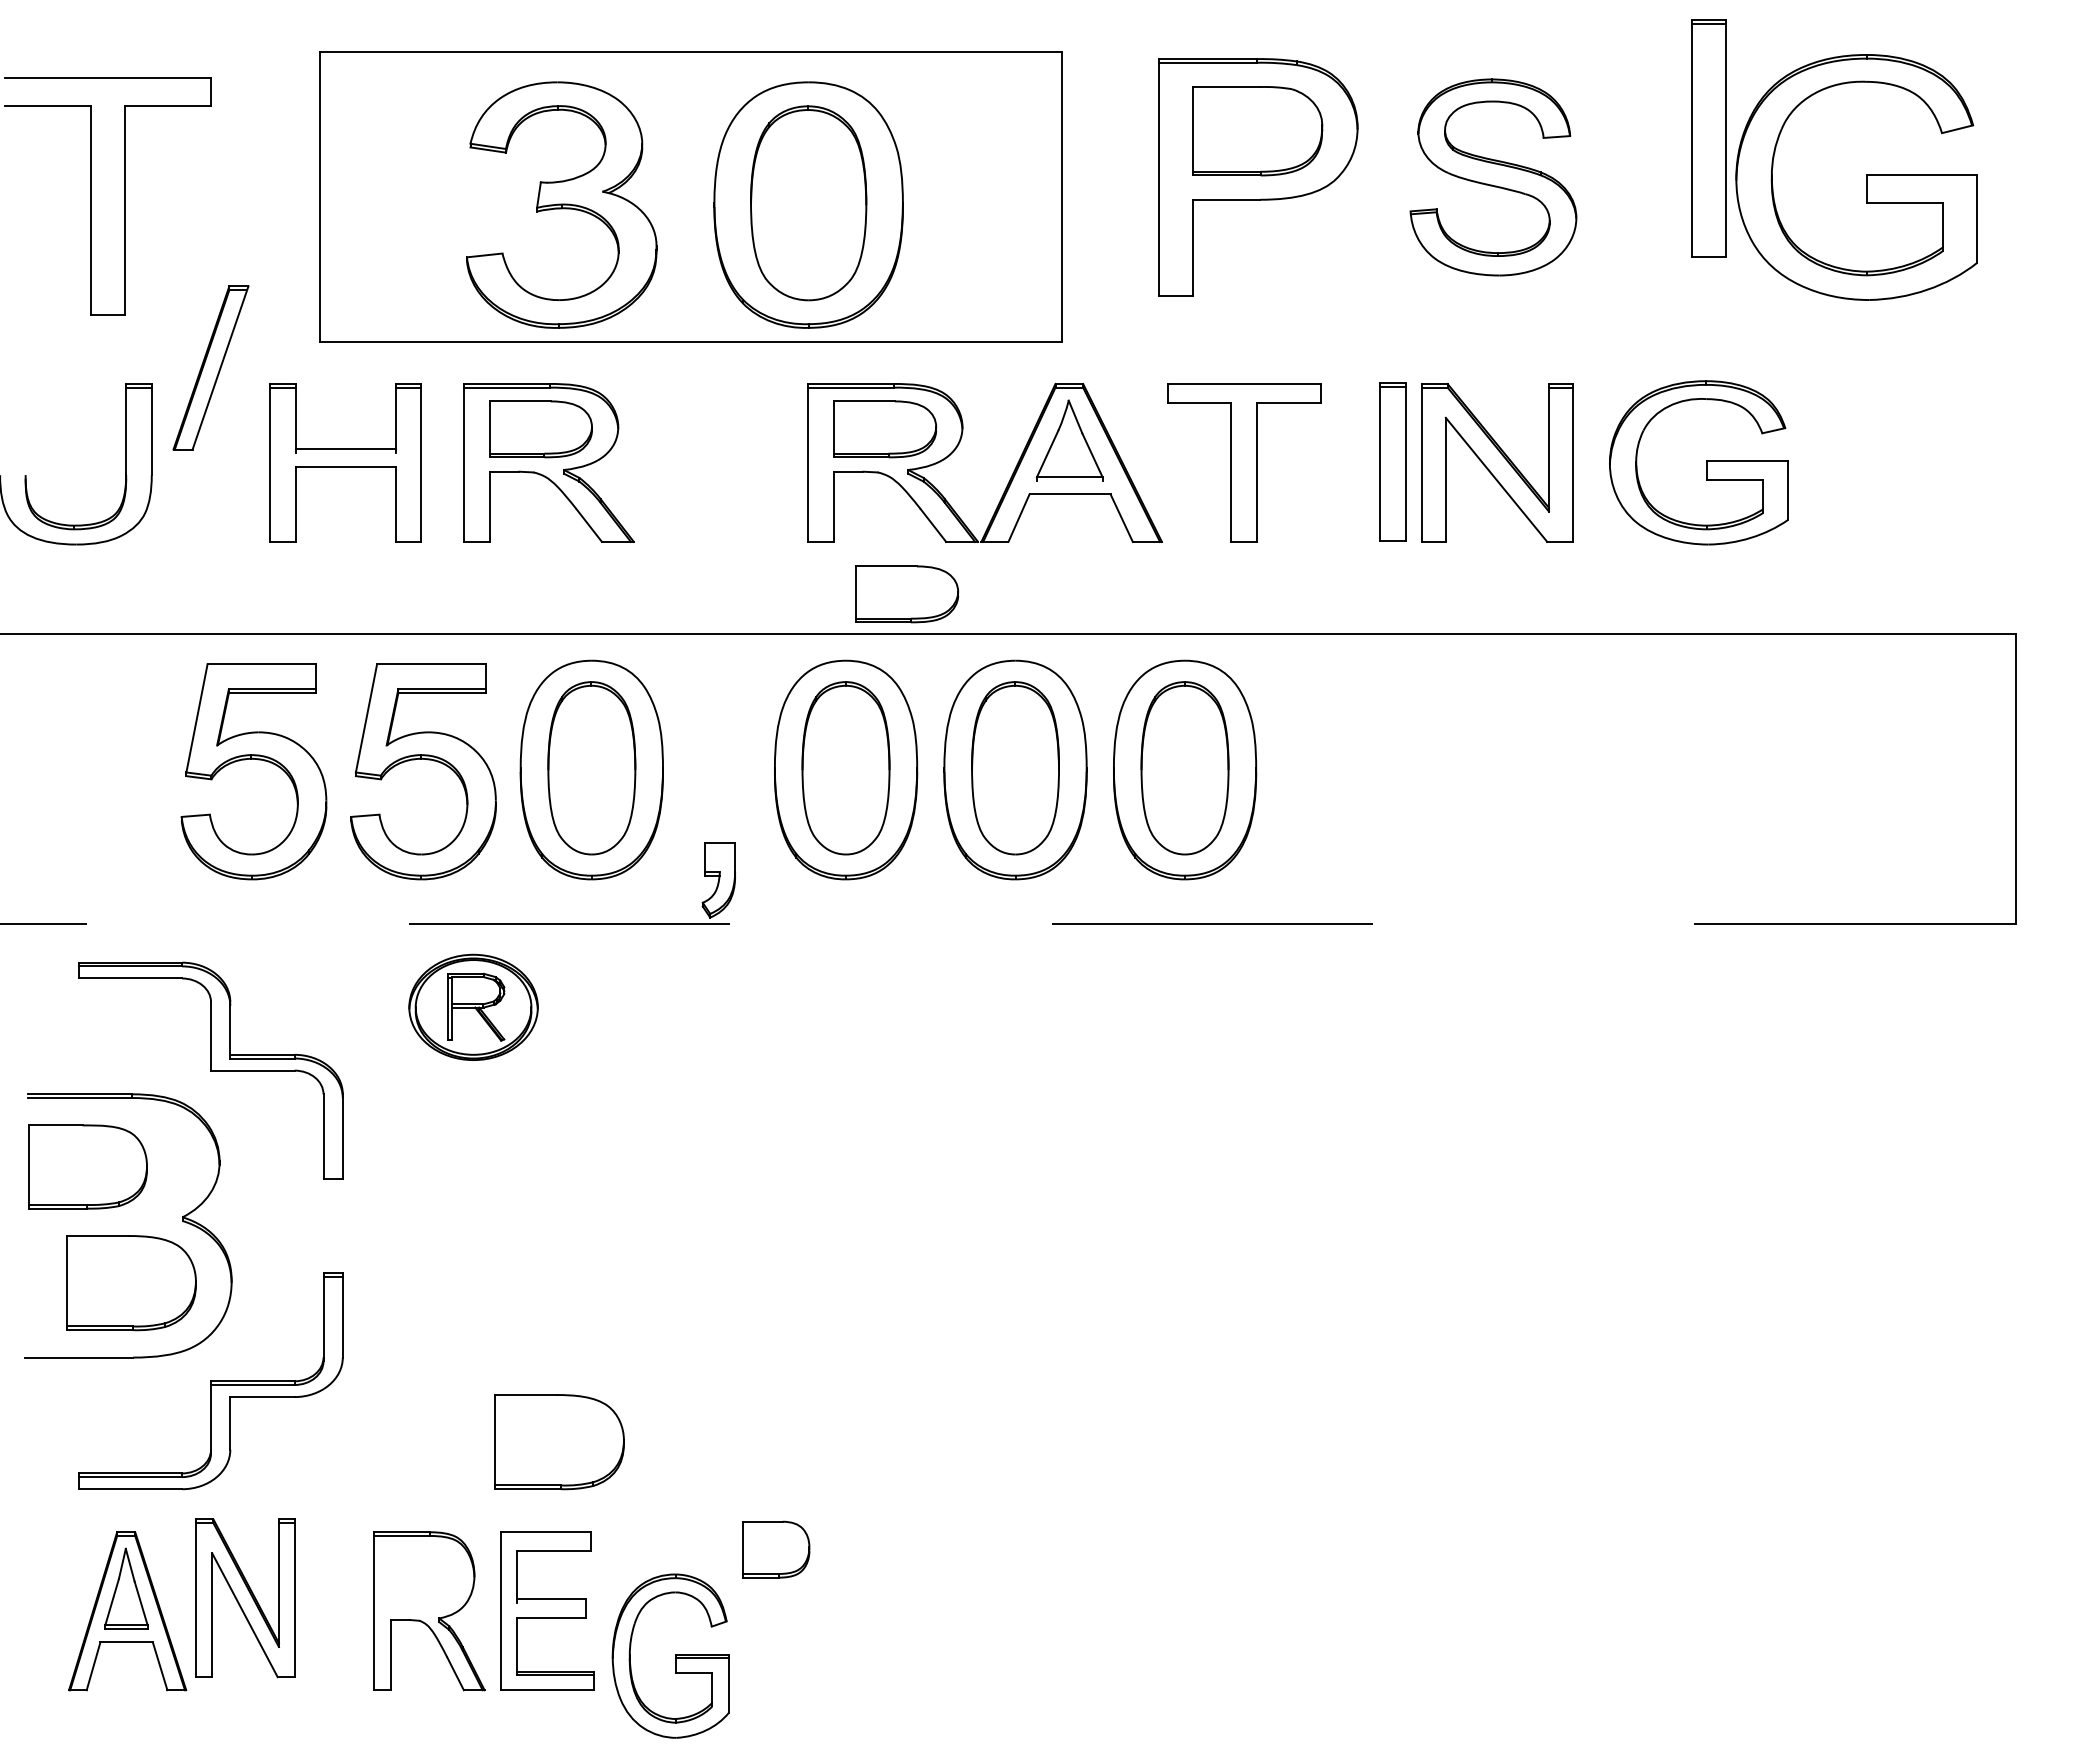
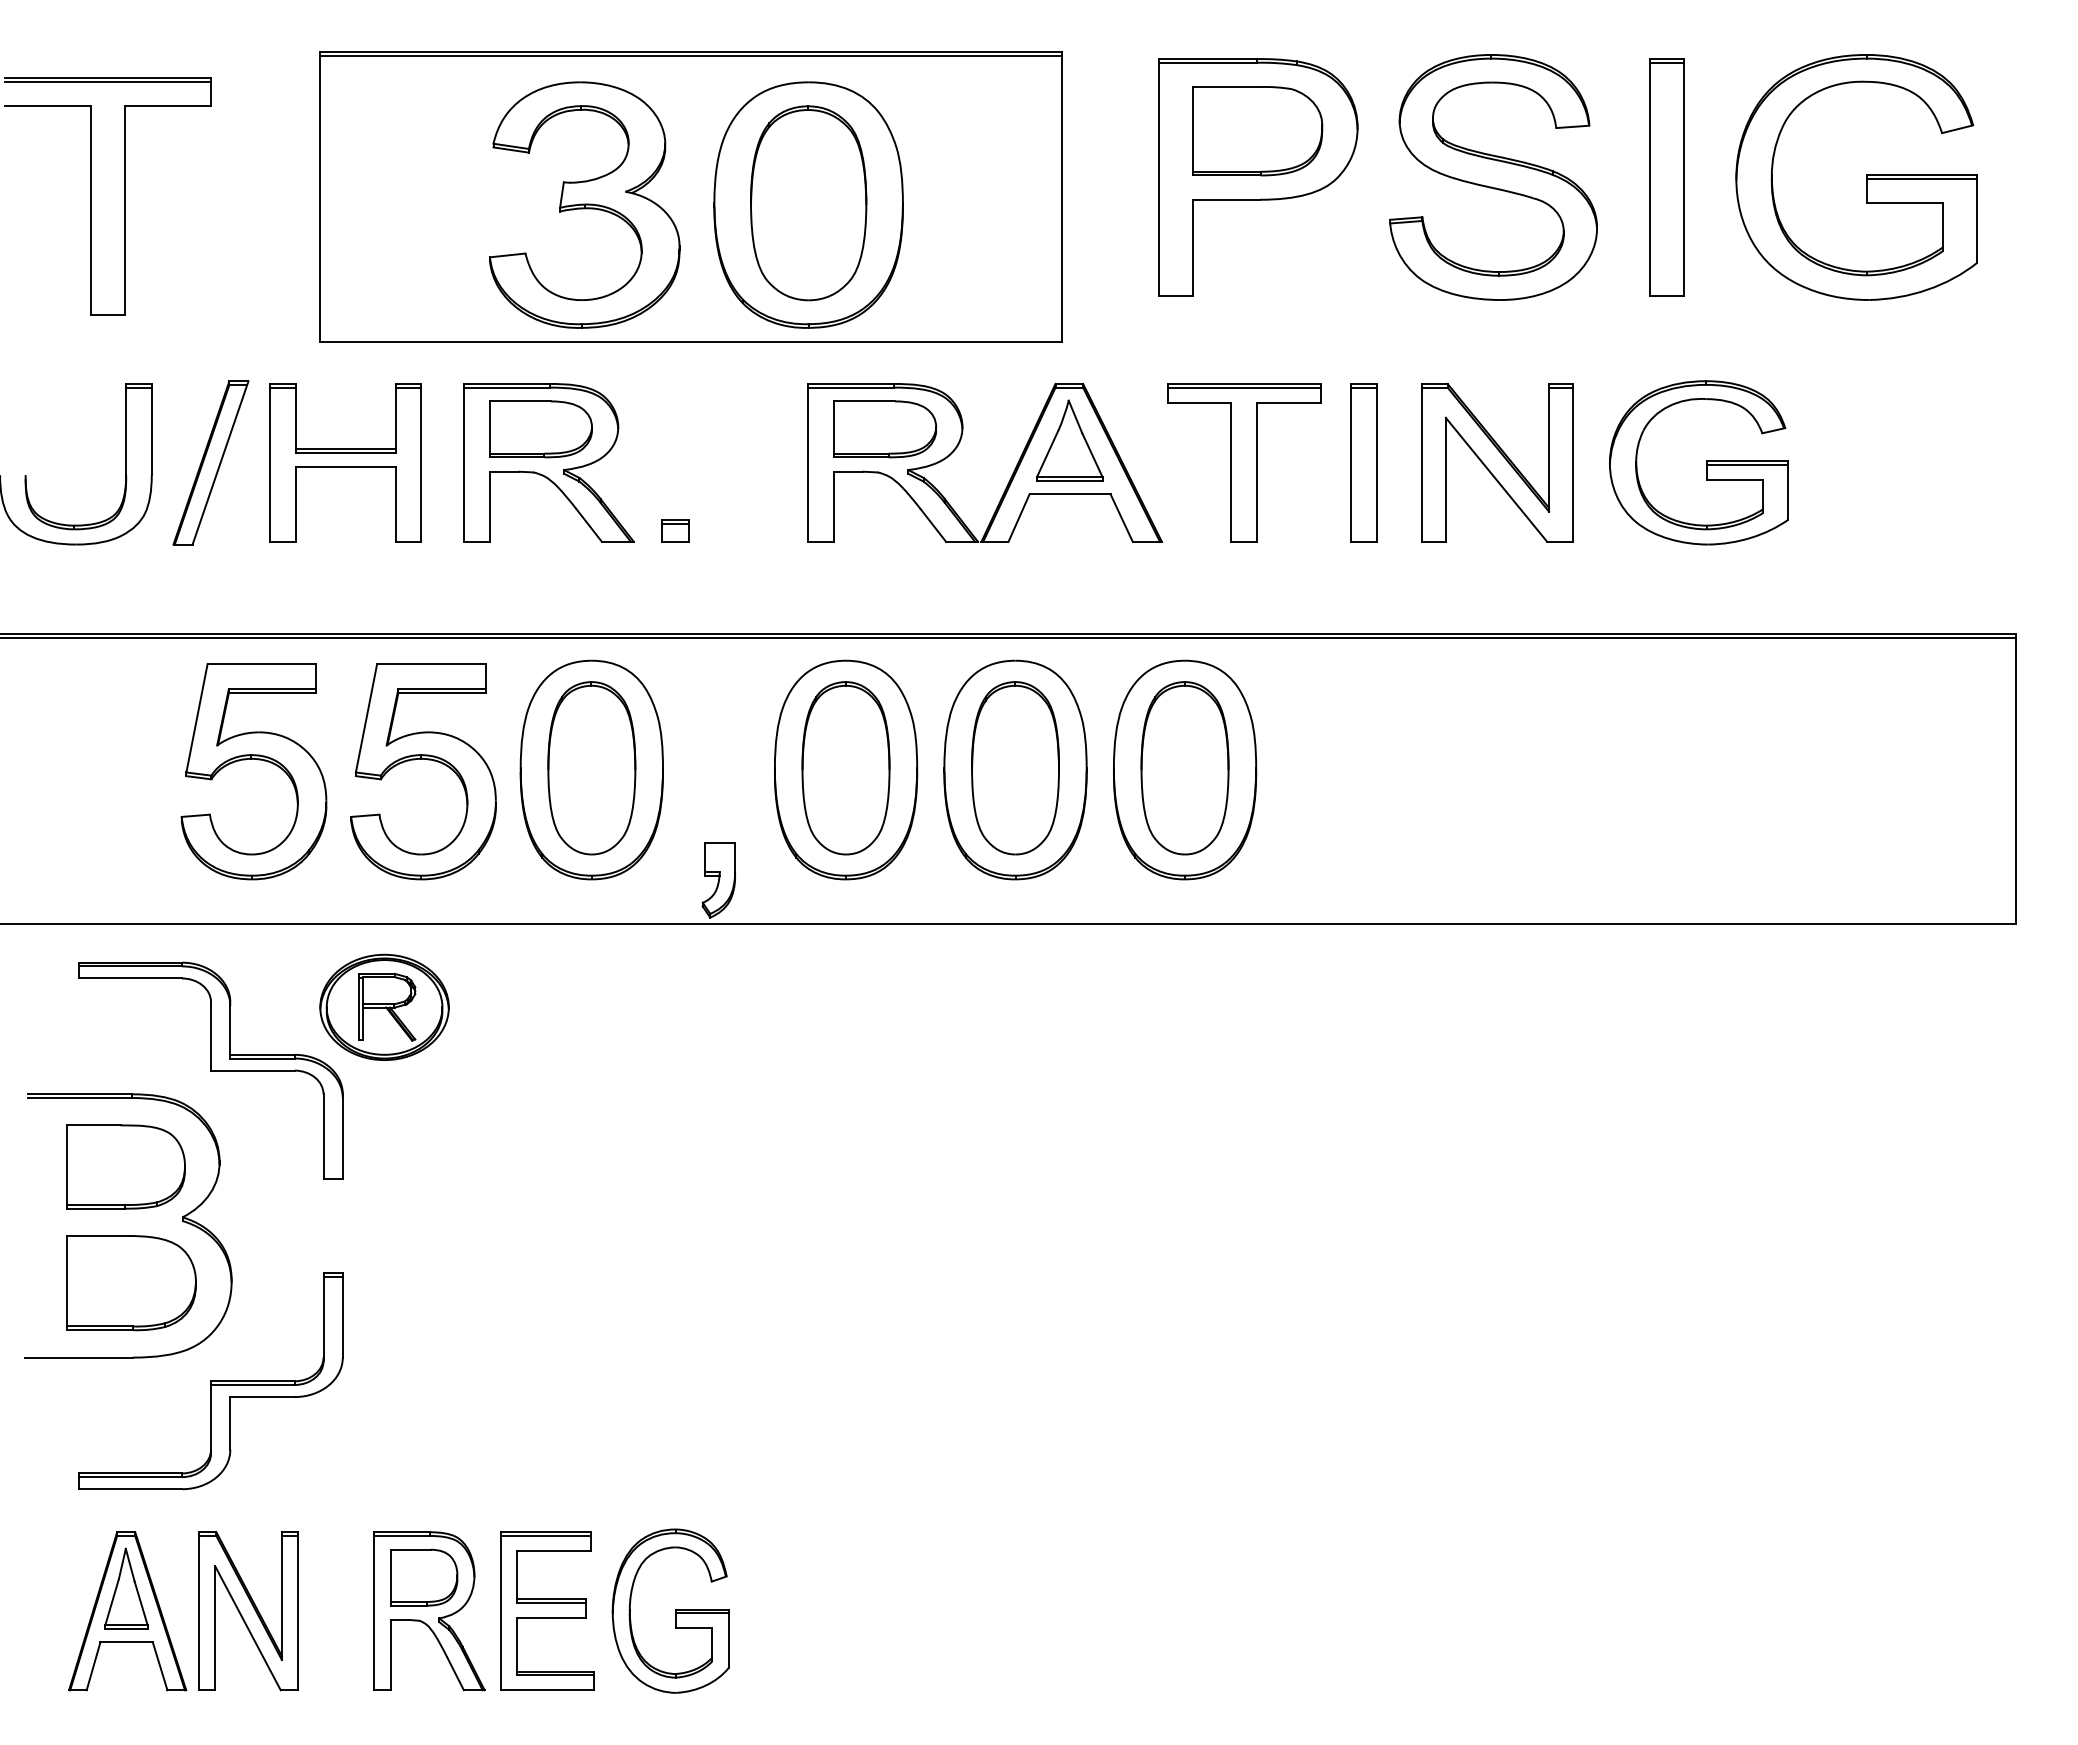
line: none -> present (690, 55)
line: none -> present (107, 82)
part position: (1708, 138) -> (1666, 177) (1666, 177)
part size: 169x199 px -> 209x247 px (1493, 177)
line: none -> present (1921, 178)
part position: (561, 204) -> (584, 204) (584, 204)
part position: (210, 367) -> (210, 462) (210, 462)
line: none -> present (1243, 387)
line: none -> present (345, 452)
part position: (1392, 461) -> (1363, 462) (1363, 462)
line: none -> present (1747, 465)
line: none -> present (1069, 480)
part: none -> present (675, 530)
part: present -> none (907, 594)
line: none -> present (1008, 638)
line: dashed -> solid (1007, 924)
part position: (473, 1006) -> (384, 1006) (384, 1006)
part position: (87, 1166) -> (125, 1166) (125, 1166)
part: present -> none (559, 1442)
line: none -> present (545, 1535)
part position: (776, 1549) -> (424, 1577) (424, 1577)
part position: (245, 1598) -> (248, 1611) (248, 1611)
line: none -> present (551, 1602)
part position: (670, 1655) -> (670, 1610) (670, 1610)
